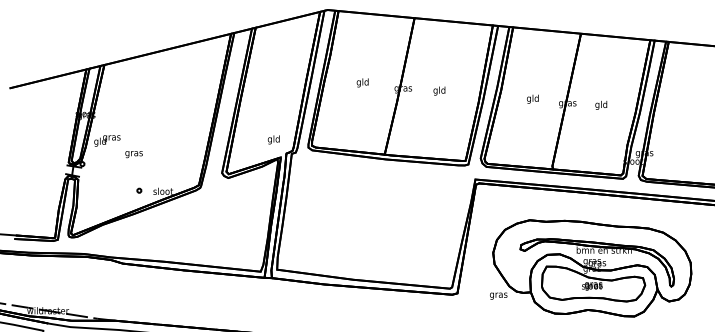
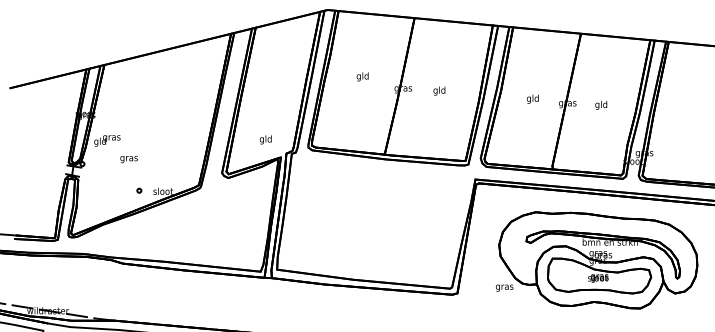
text position: (362, 82) -> (362, 76) (362, 76)
text position: (273, 139) -> (265, 139) (265, 139)
text position: (133, 154) -> (128, 159) (128, 159)
part position: (591, 268) -> (597, 260) (597, 260)
